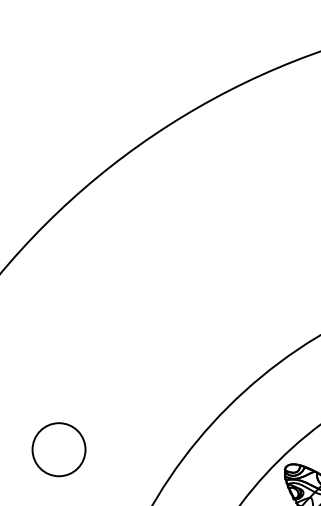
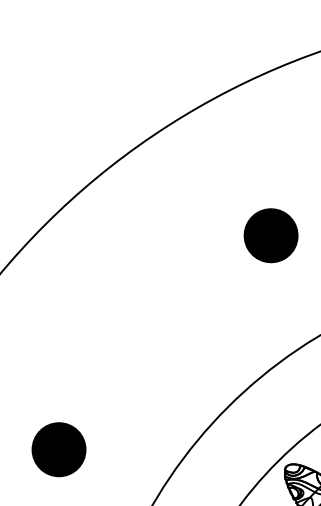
part: none -> present (270, 235)
fill: none -> present (58, 449)
